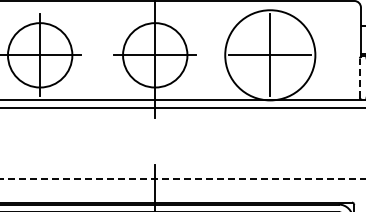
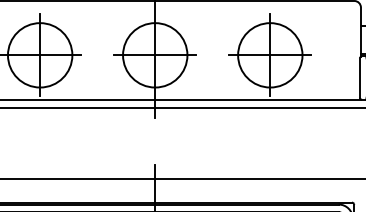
circle diameter: 90 px -> 64 px (270, 55)
line: dashed -> solid (359, 78)
line: dashed -> solid (183, 178)
